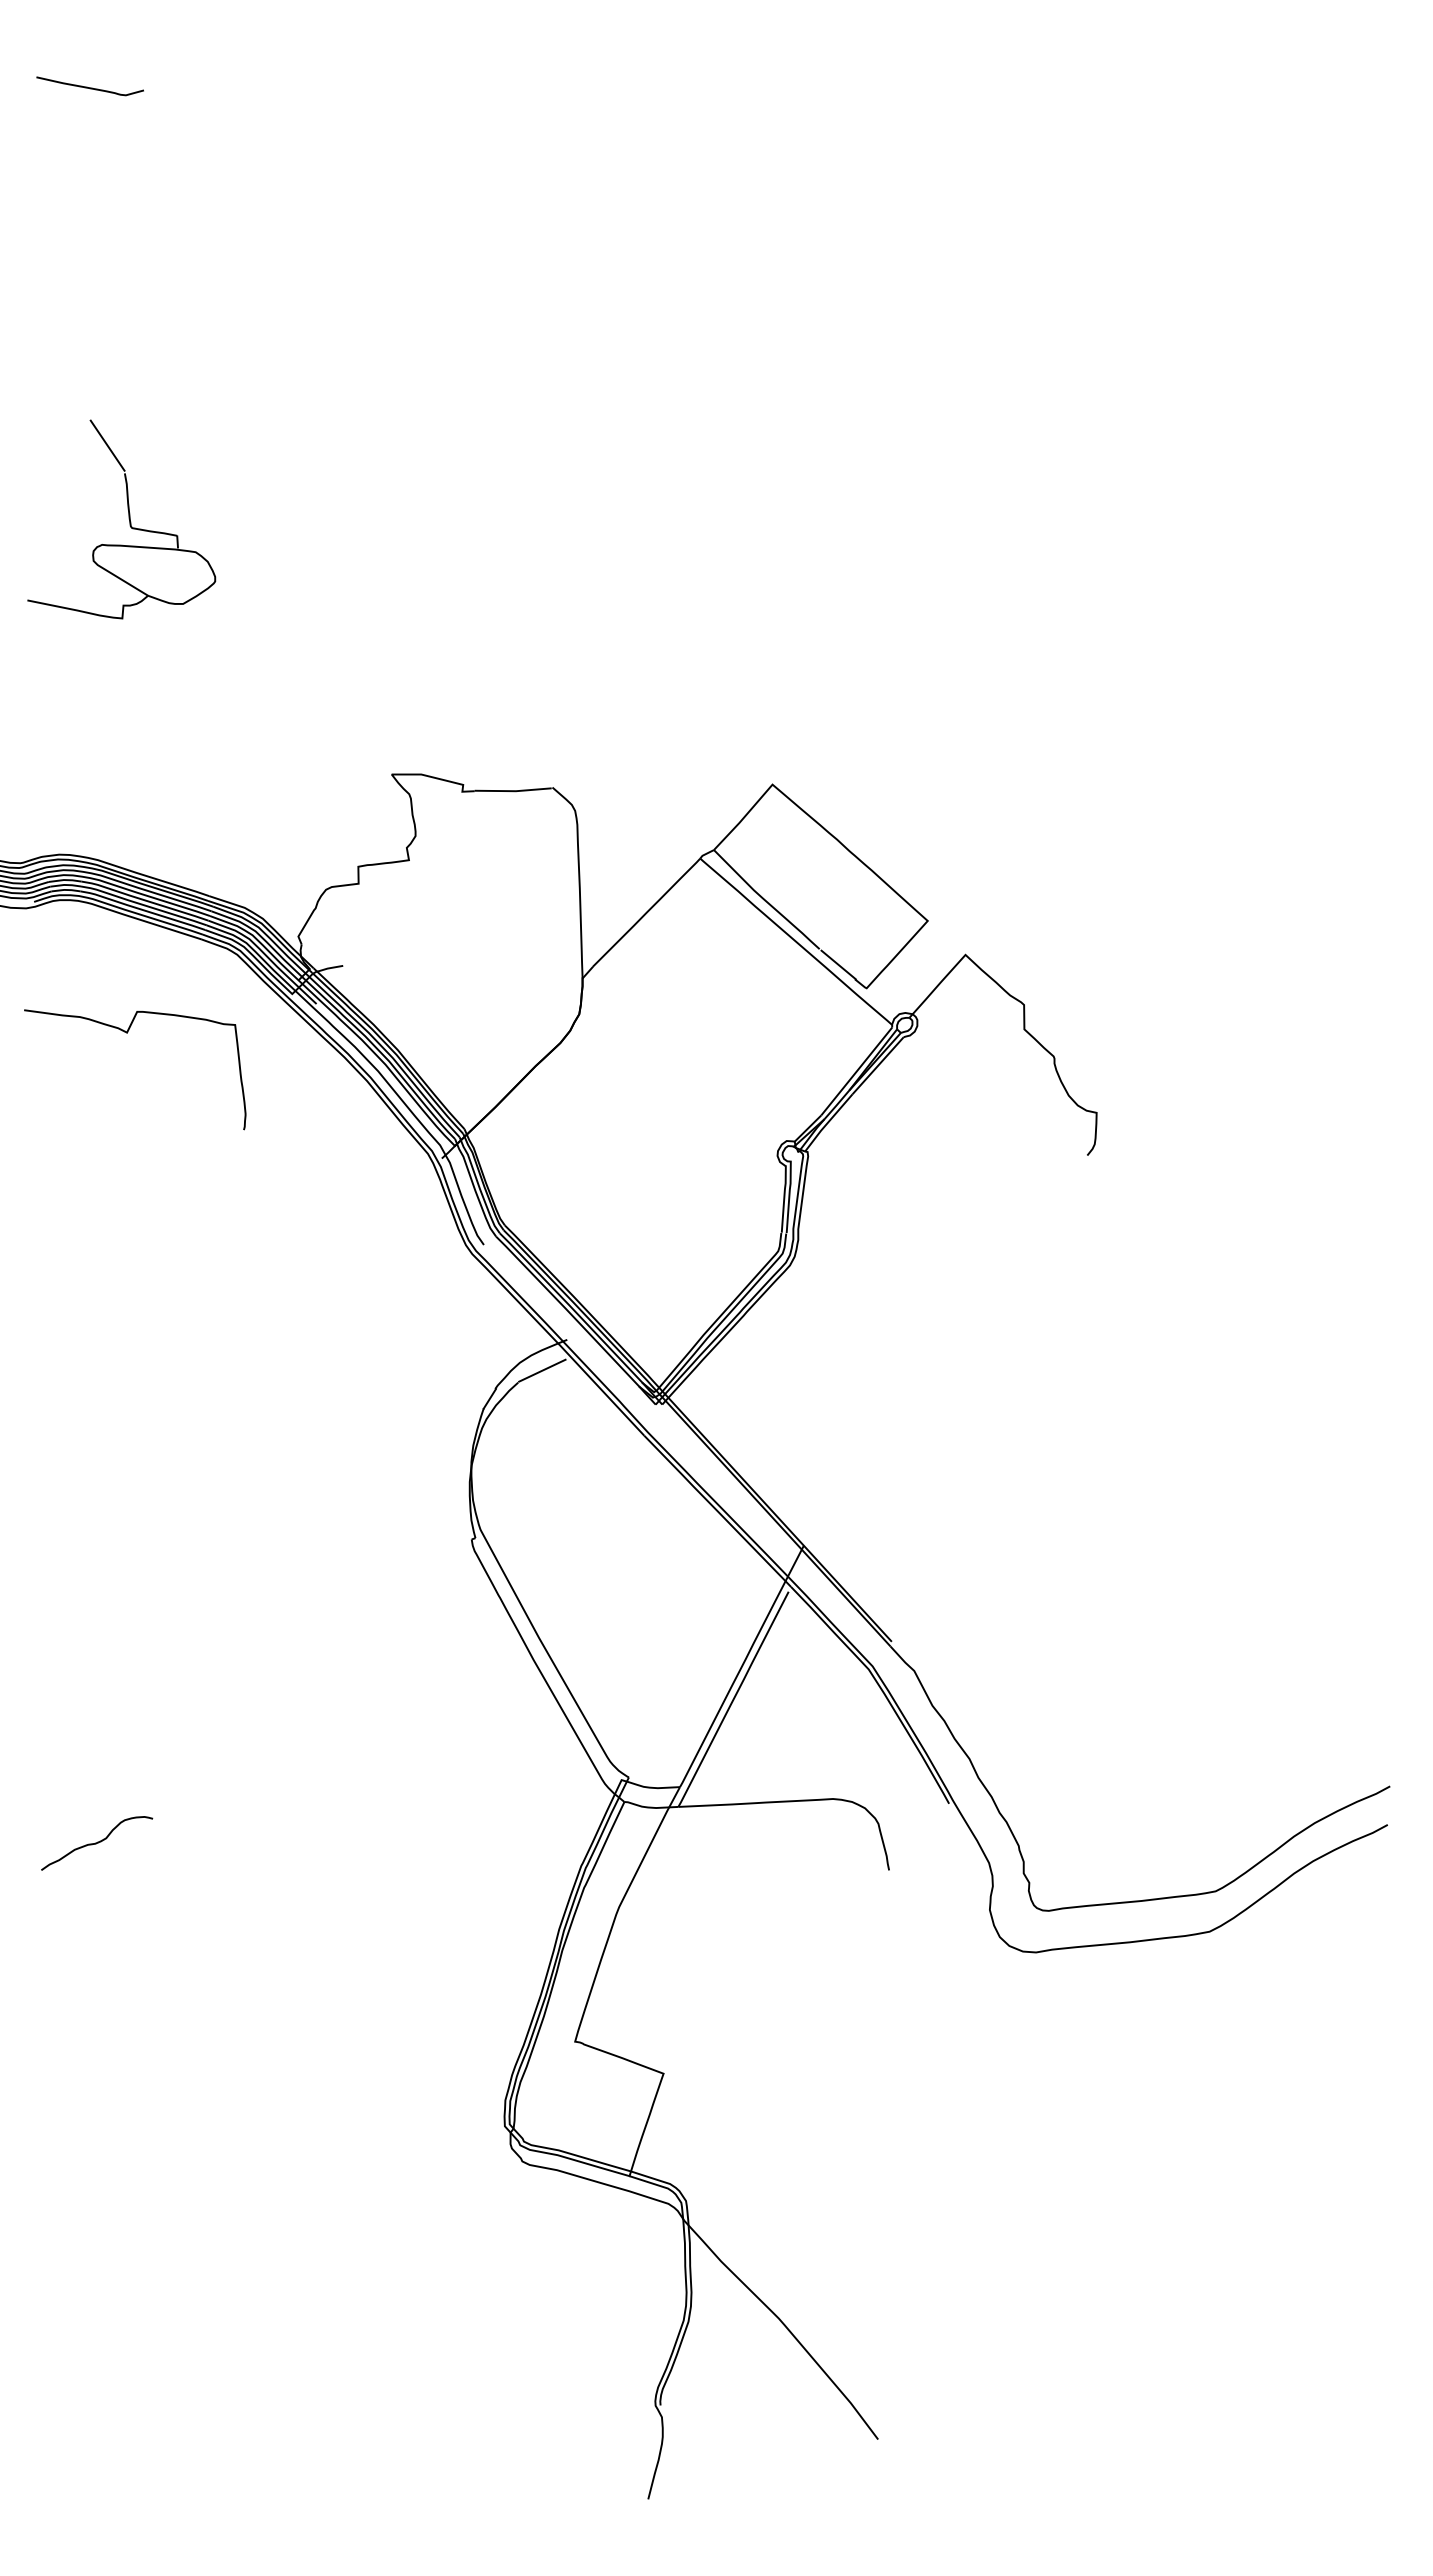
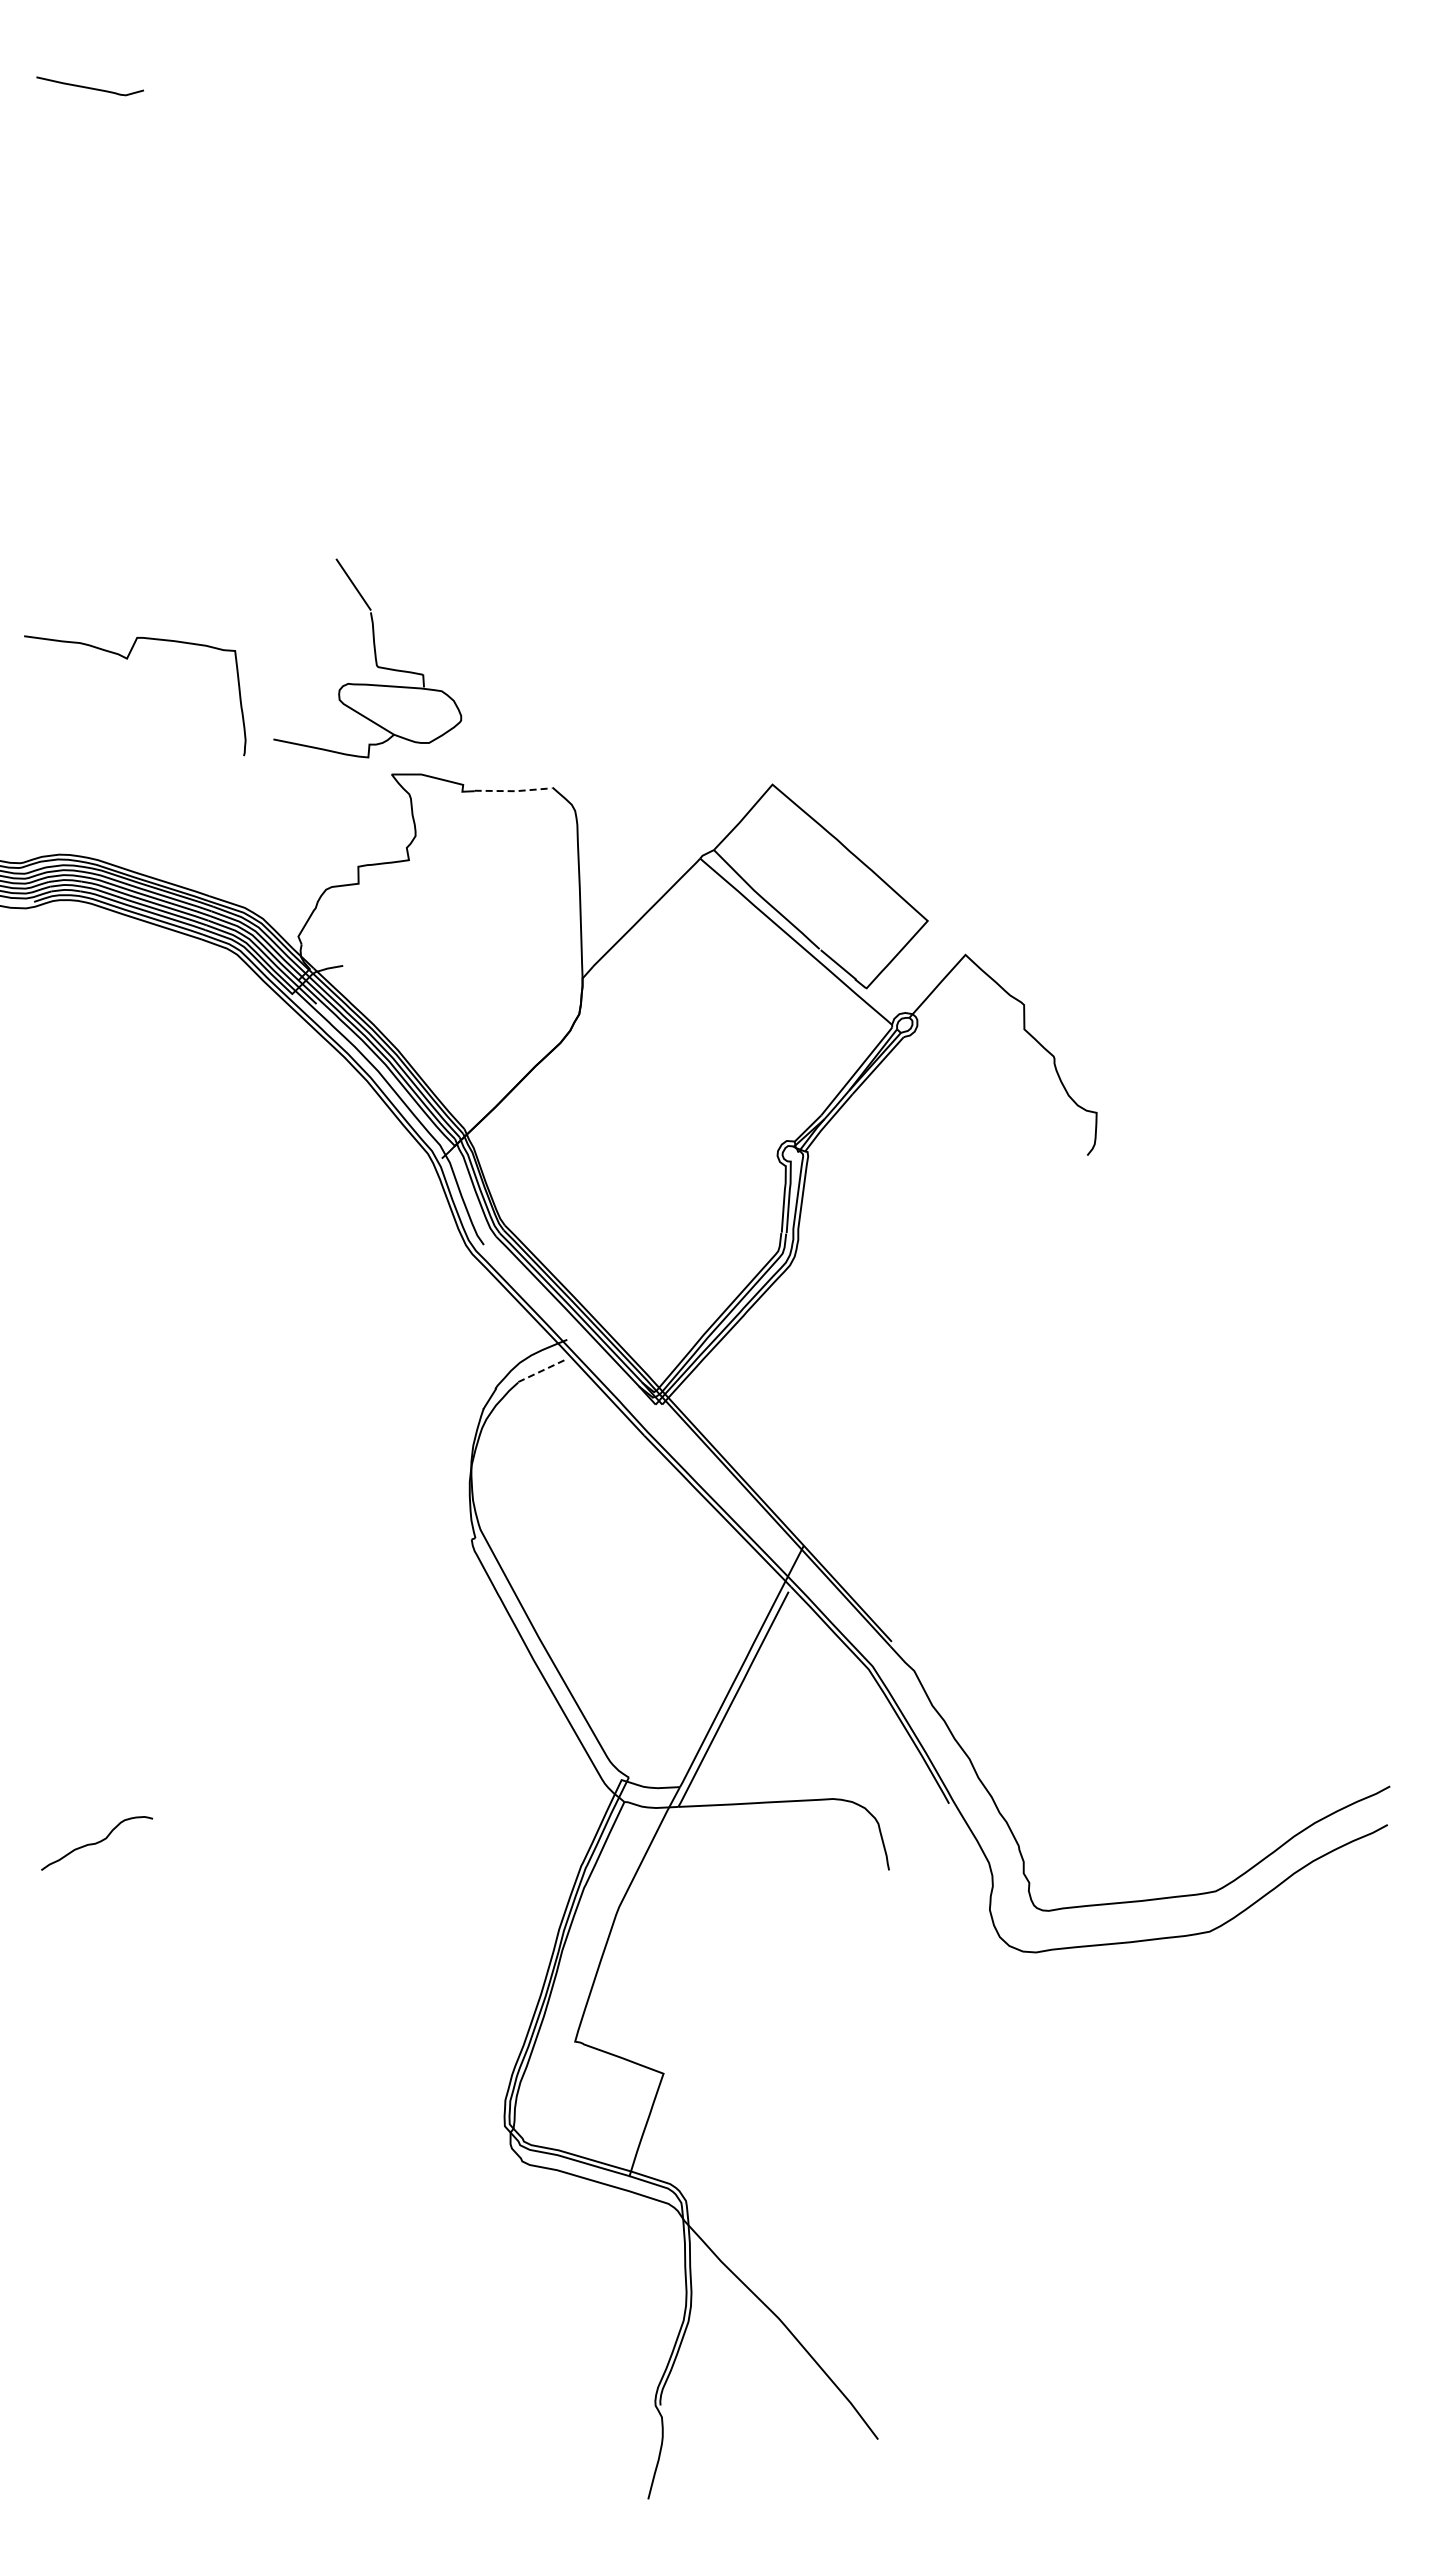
part position: (128, 519) -> (374, 658) (374, 658)
line: solid -> dashed (514, 791)
curve position: (127, 1033) -> (127, 659) (127, 659)
line: solid -> dashed (542, 1370)
